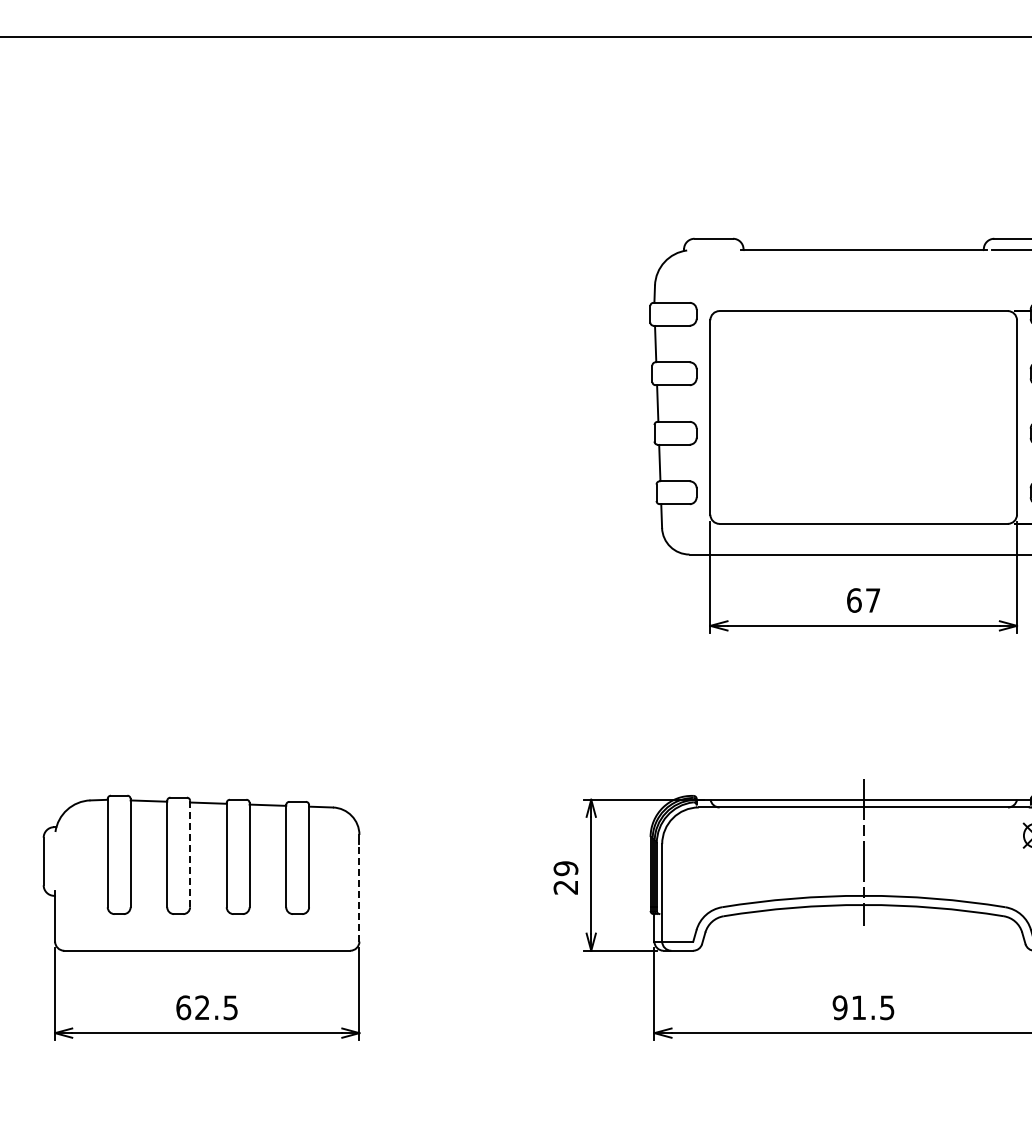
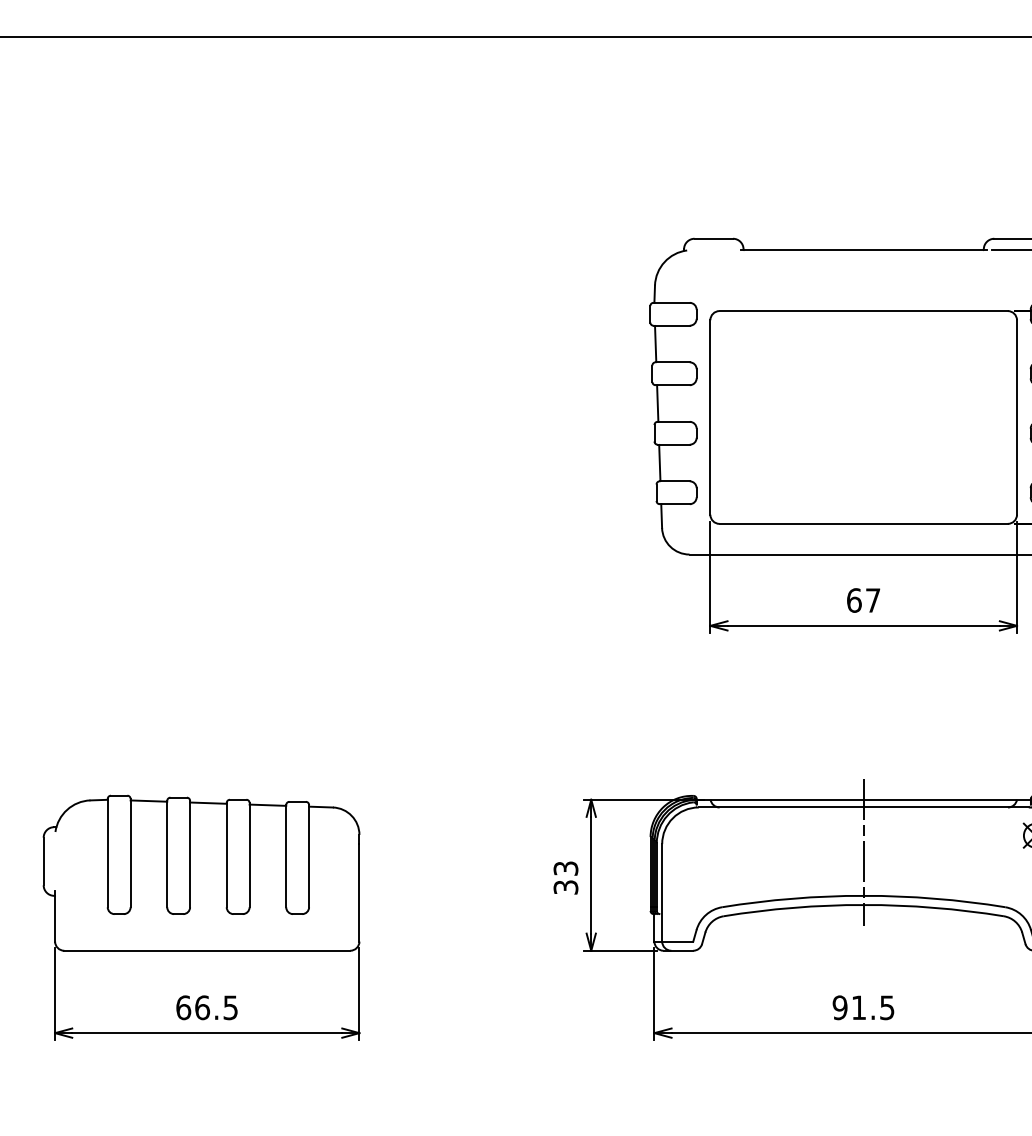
line: dashed -> solid (190, 854)
text: 29 -> 33 (565, 877)
line: dashed -> solid (359, 892)
text: 62.5 -> 66.5 (202, 1007)
